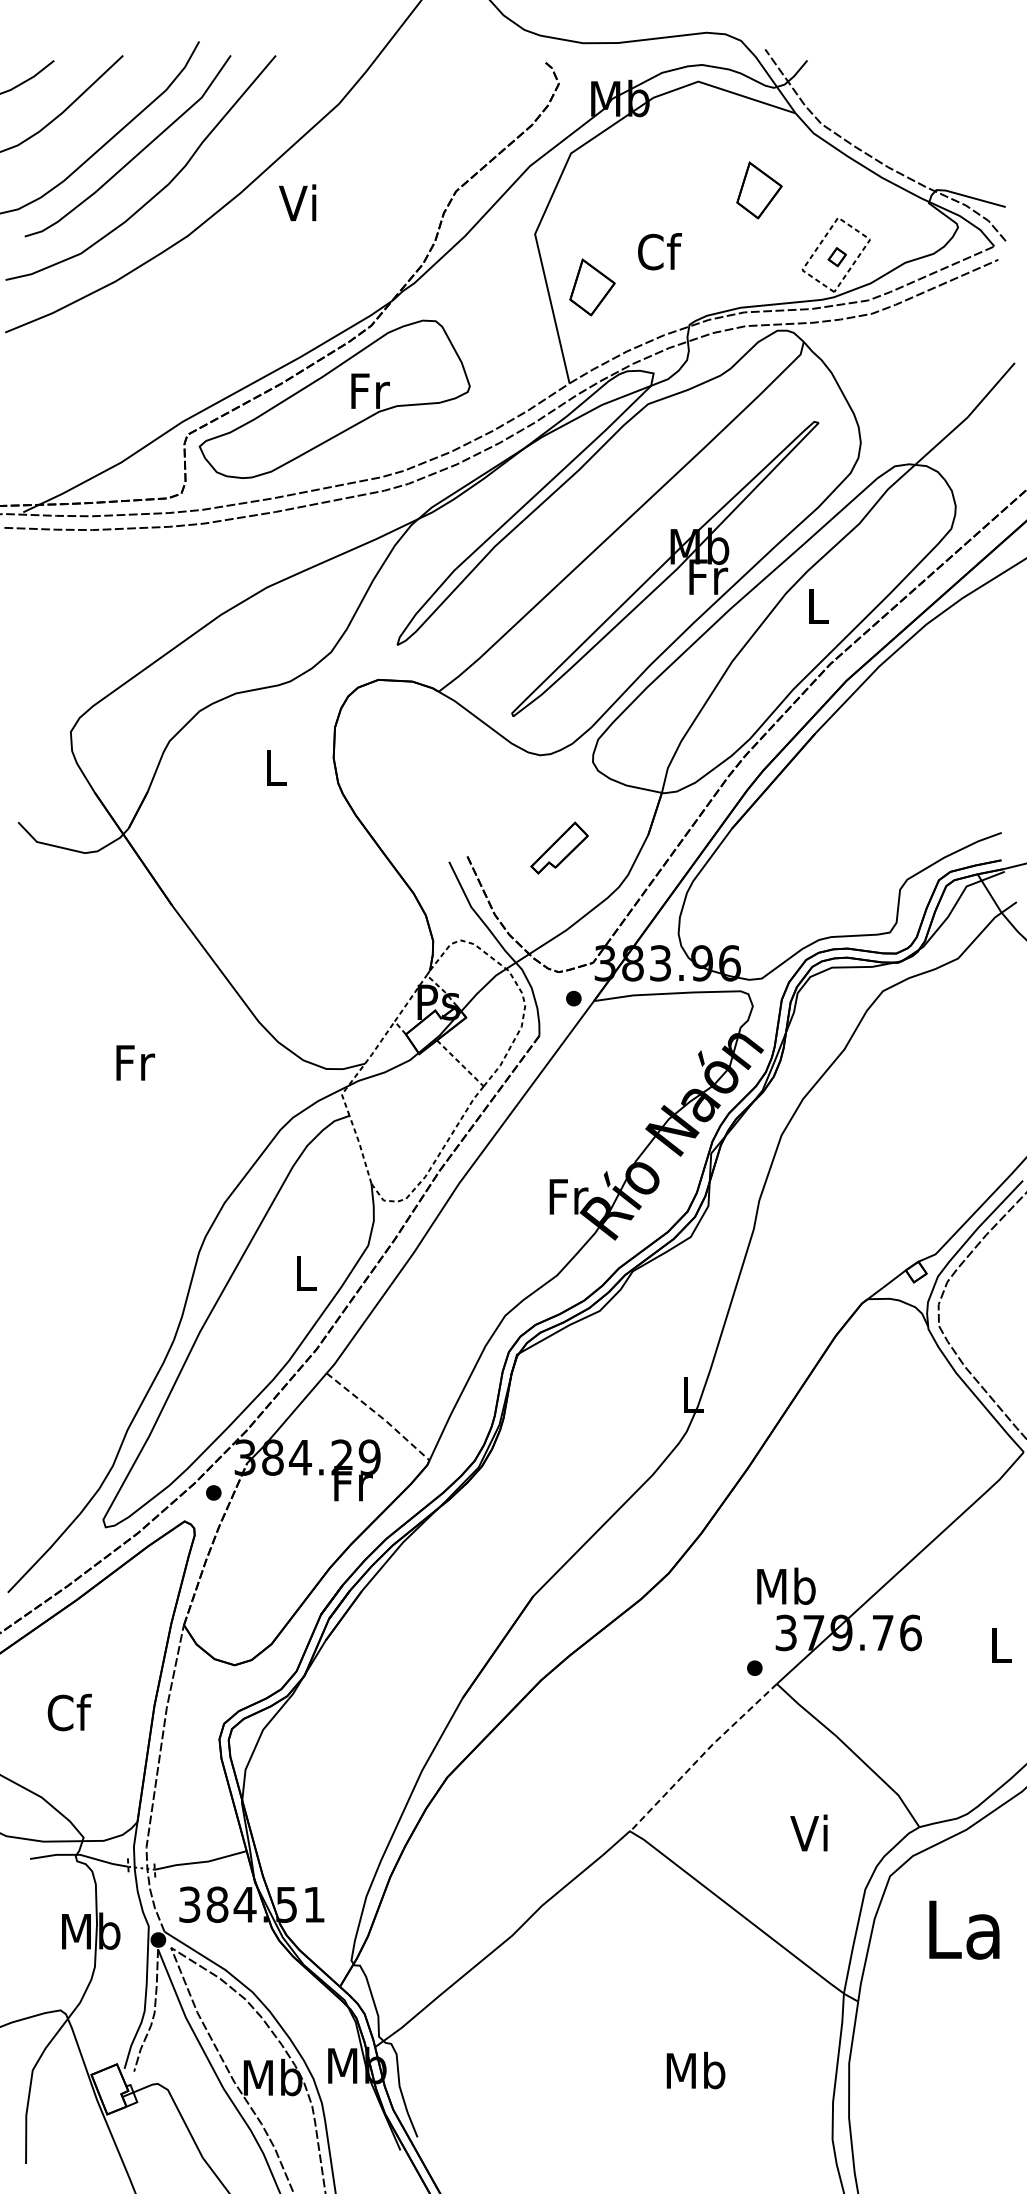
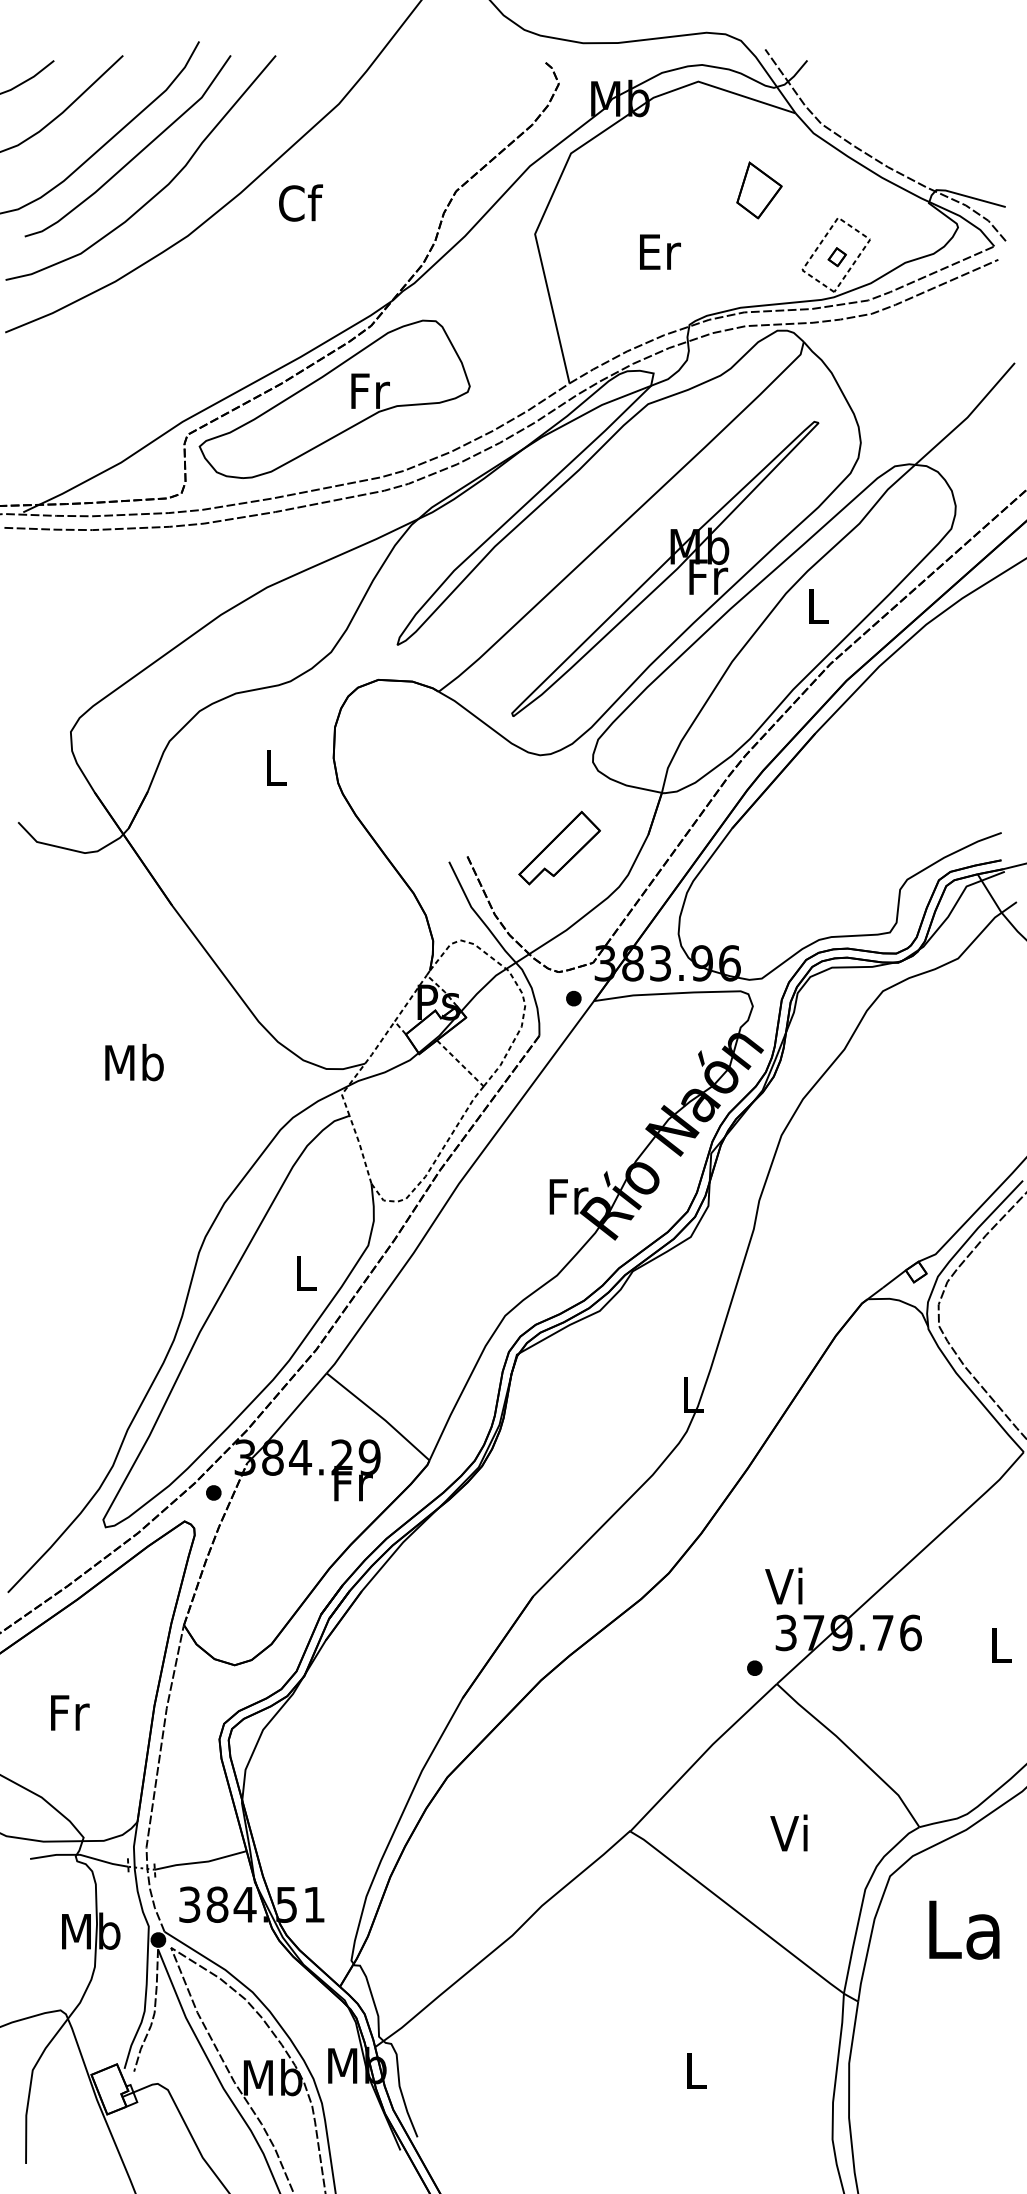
text: Vi -> Cf (300, 202)
text: Cf -> Er (659, 251)
part: present -> none (592, 287)
part size: 59x54 px -> 83x76 px (559, 847)
text: Fr -> Mb (134, 1062)
line: dashed -> solid (380, 1416)
text: Mb -> Vi (786, 1585)
text: Cf -> Fr (69, 1712)
line: dashed -> solid (702, 1755)
text position: (808, 1832) -> (788, 1832) (788, 1832)
text: Mb -> L (695, 2070)
